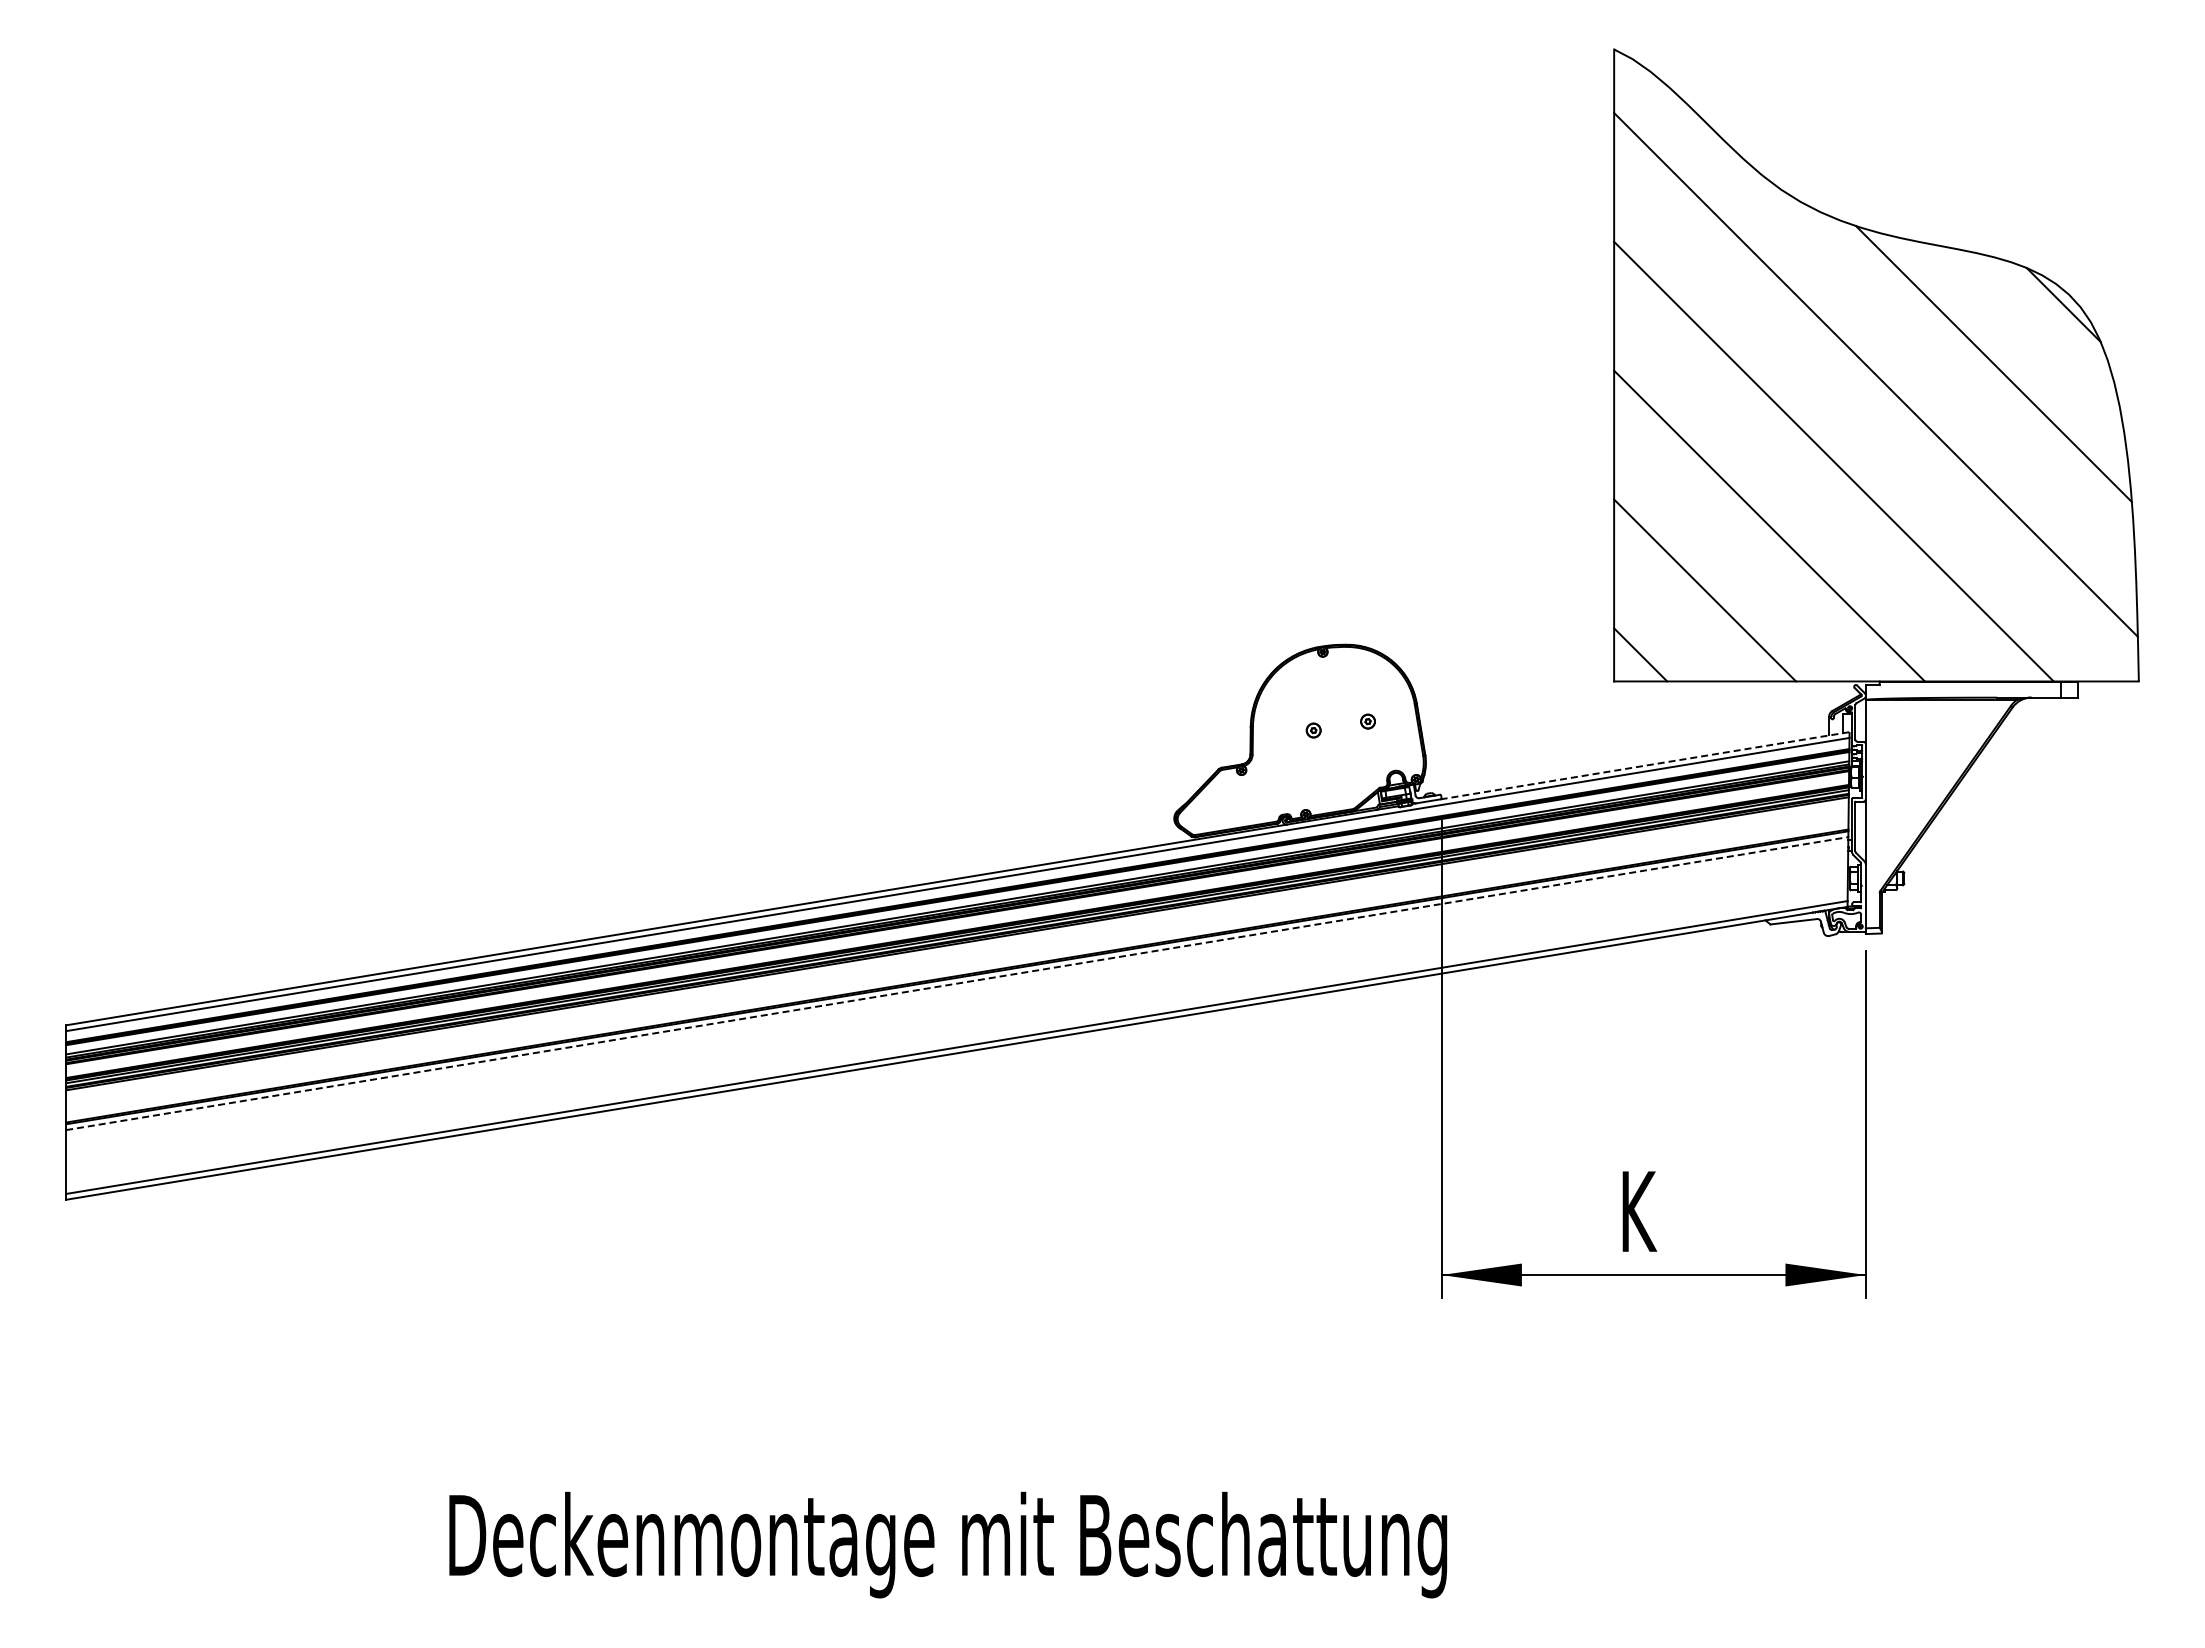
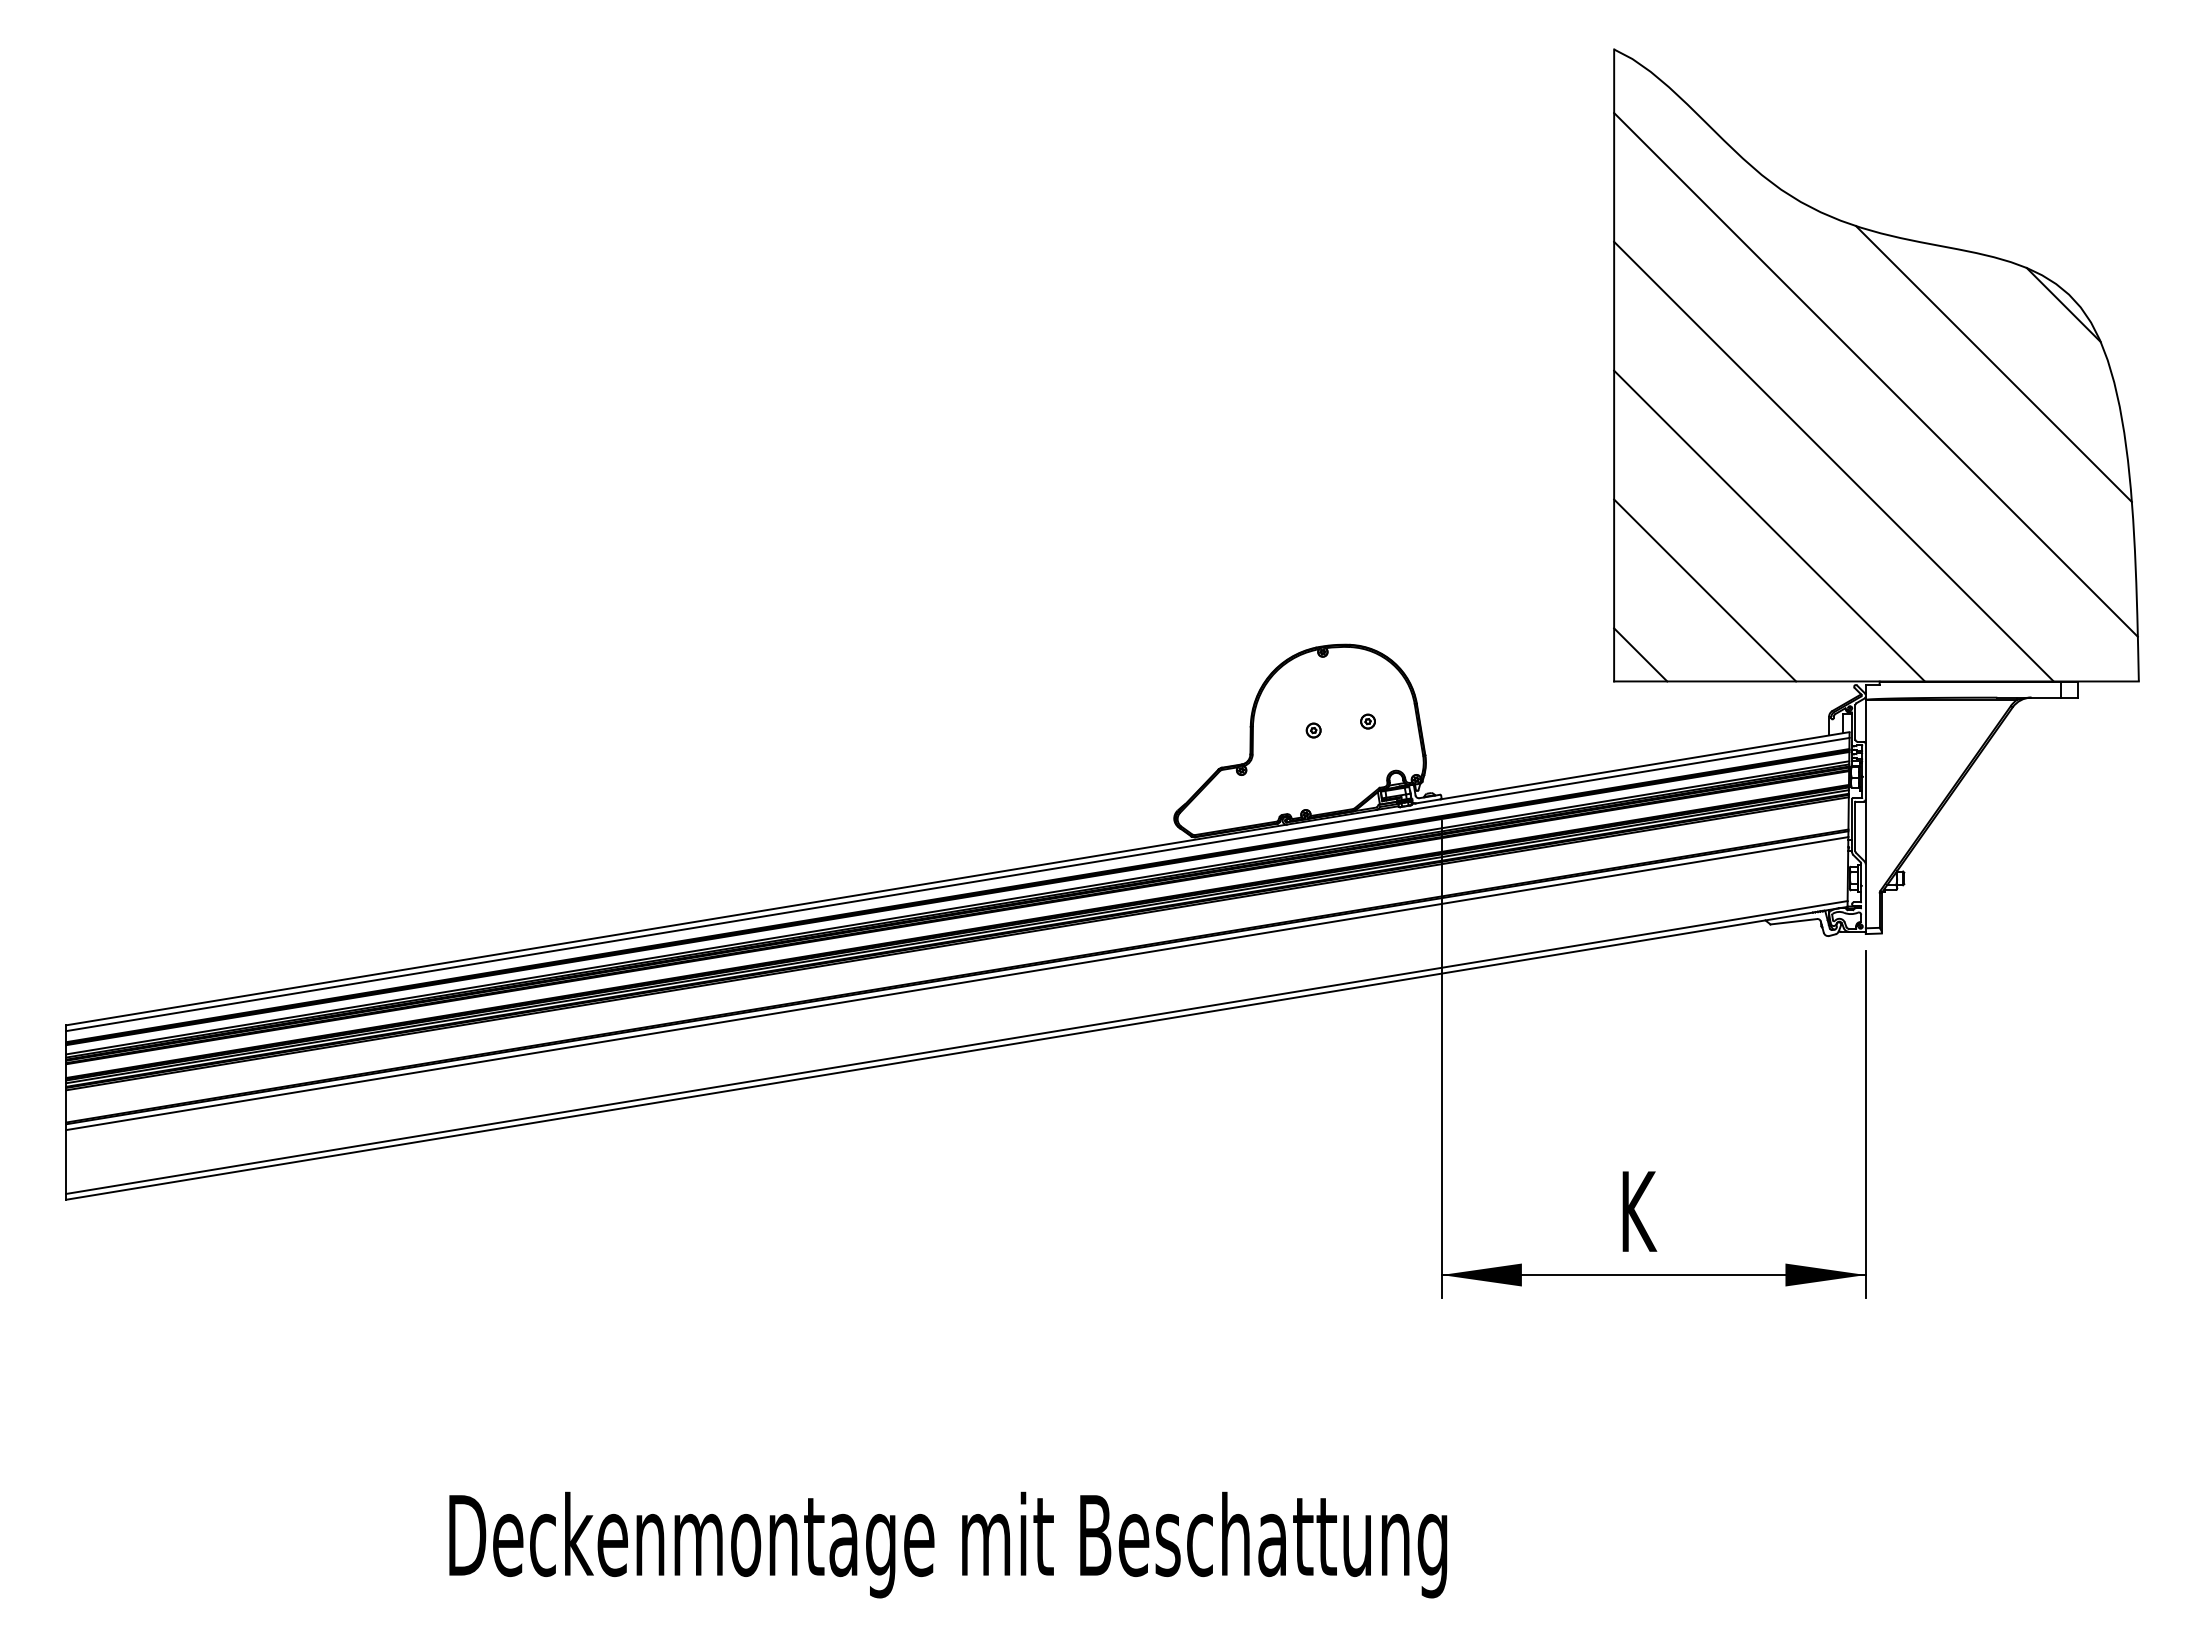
line: dashed -> solid (1645, 765)
line: dashed -> solid (957, 983)
